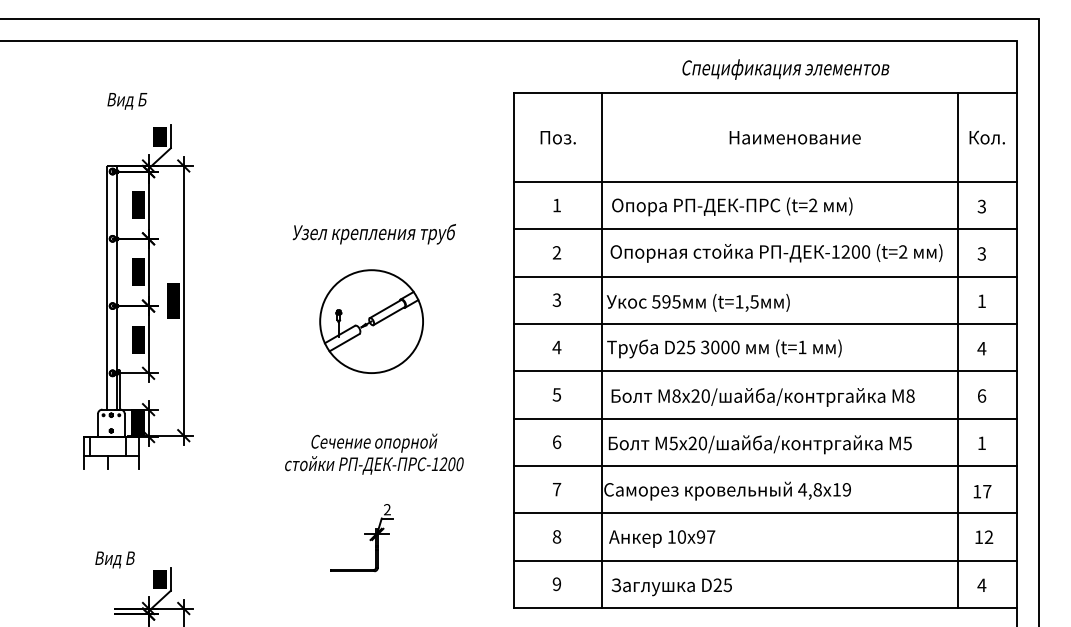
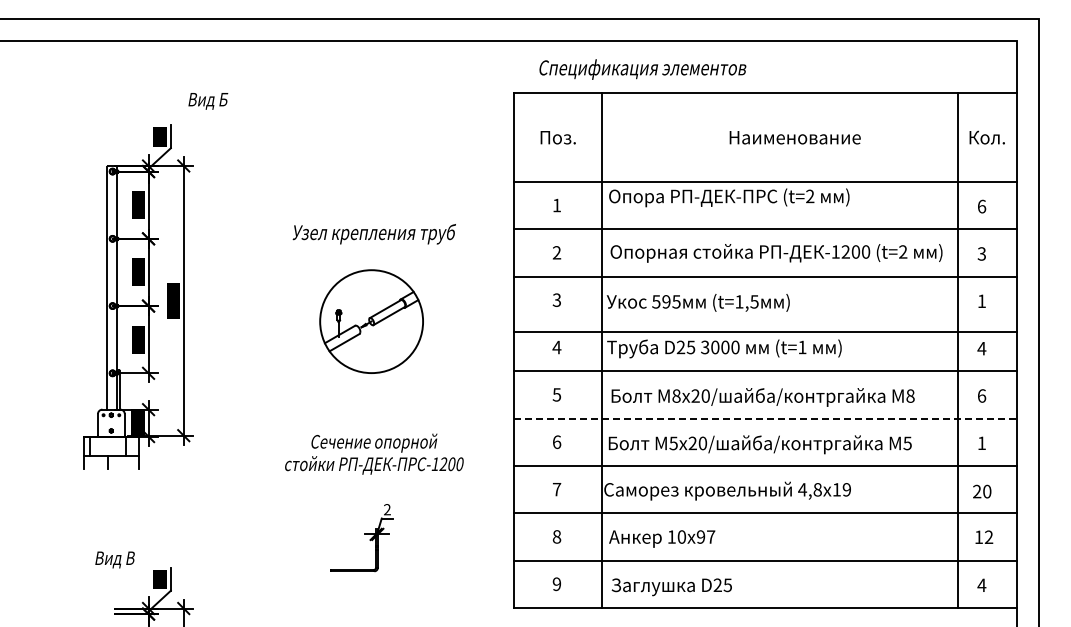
text position: (785, 69) -> (642, 69) (642, 69)
text position: (127, 101) -> (208, 101) (208, 101)
text position: (732, 206) -> (729, 197) (729, 197)
text: 3 -> 6 (981, 206)
line position: (764, 324) -> (764, 332) (764, 332)
line: solid -> dashed (765, 418)
text: 17 -> 20 (982, 491)
